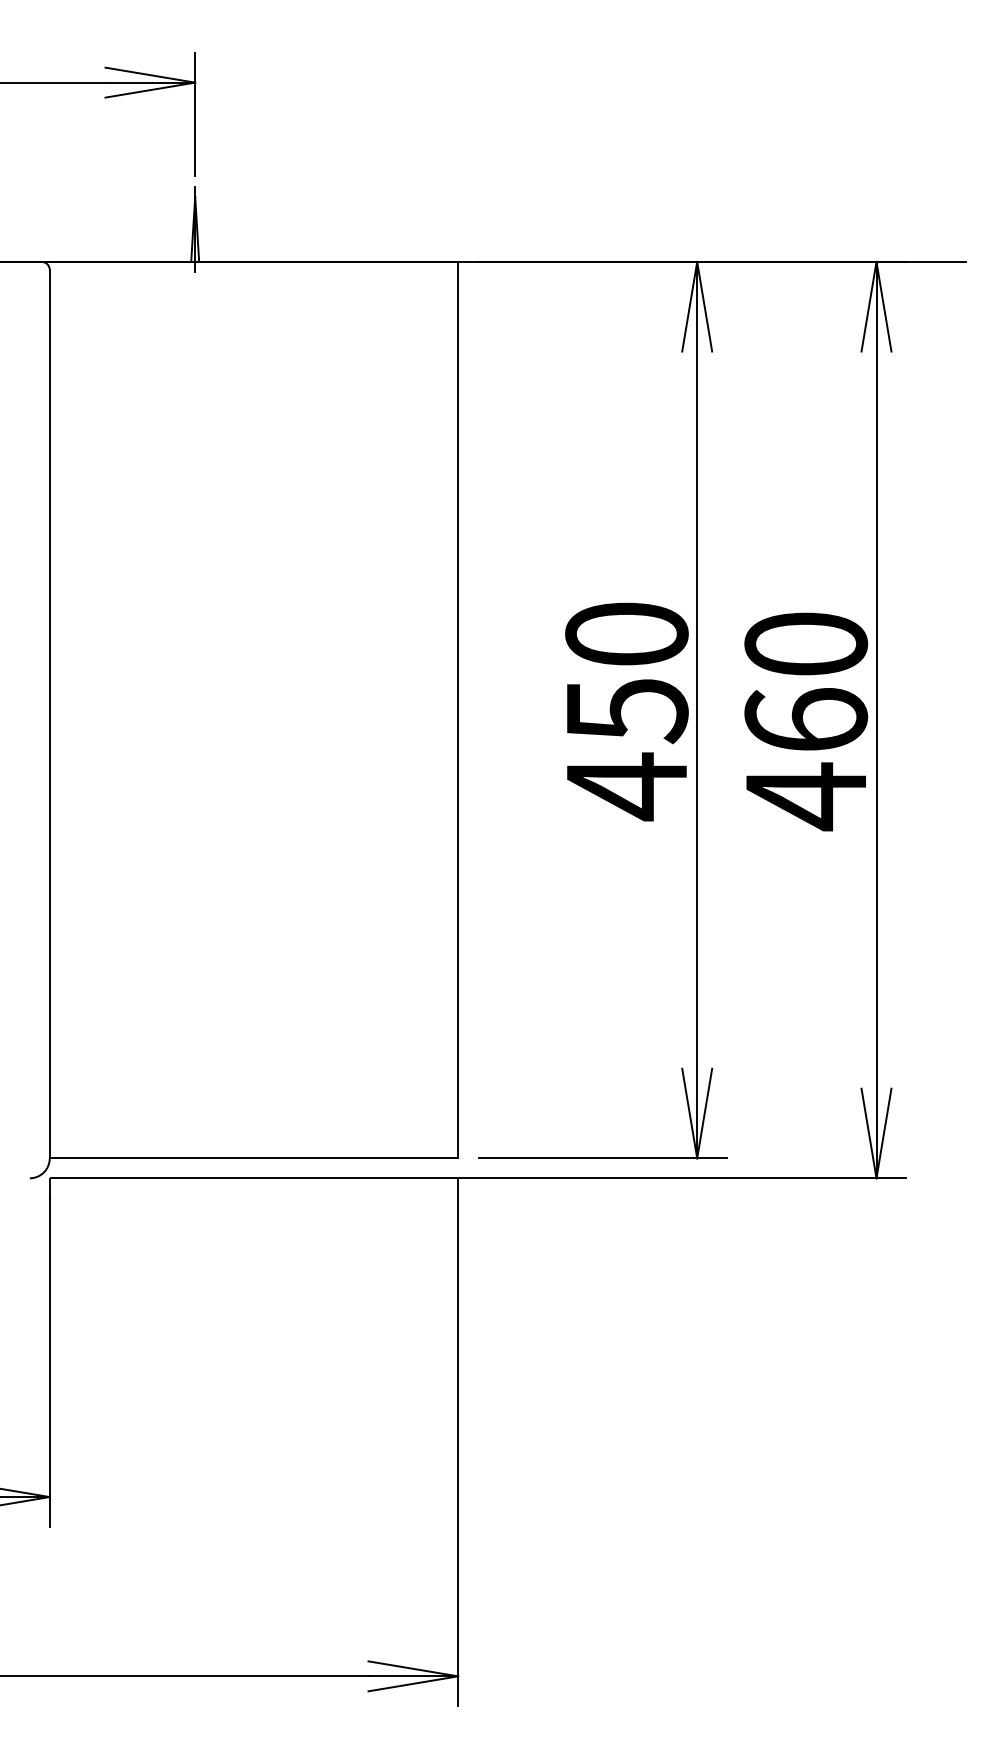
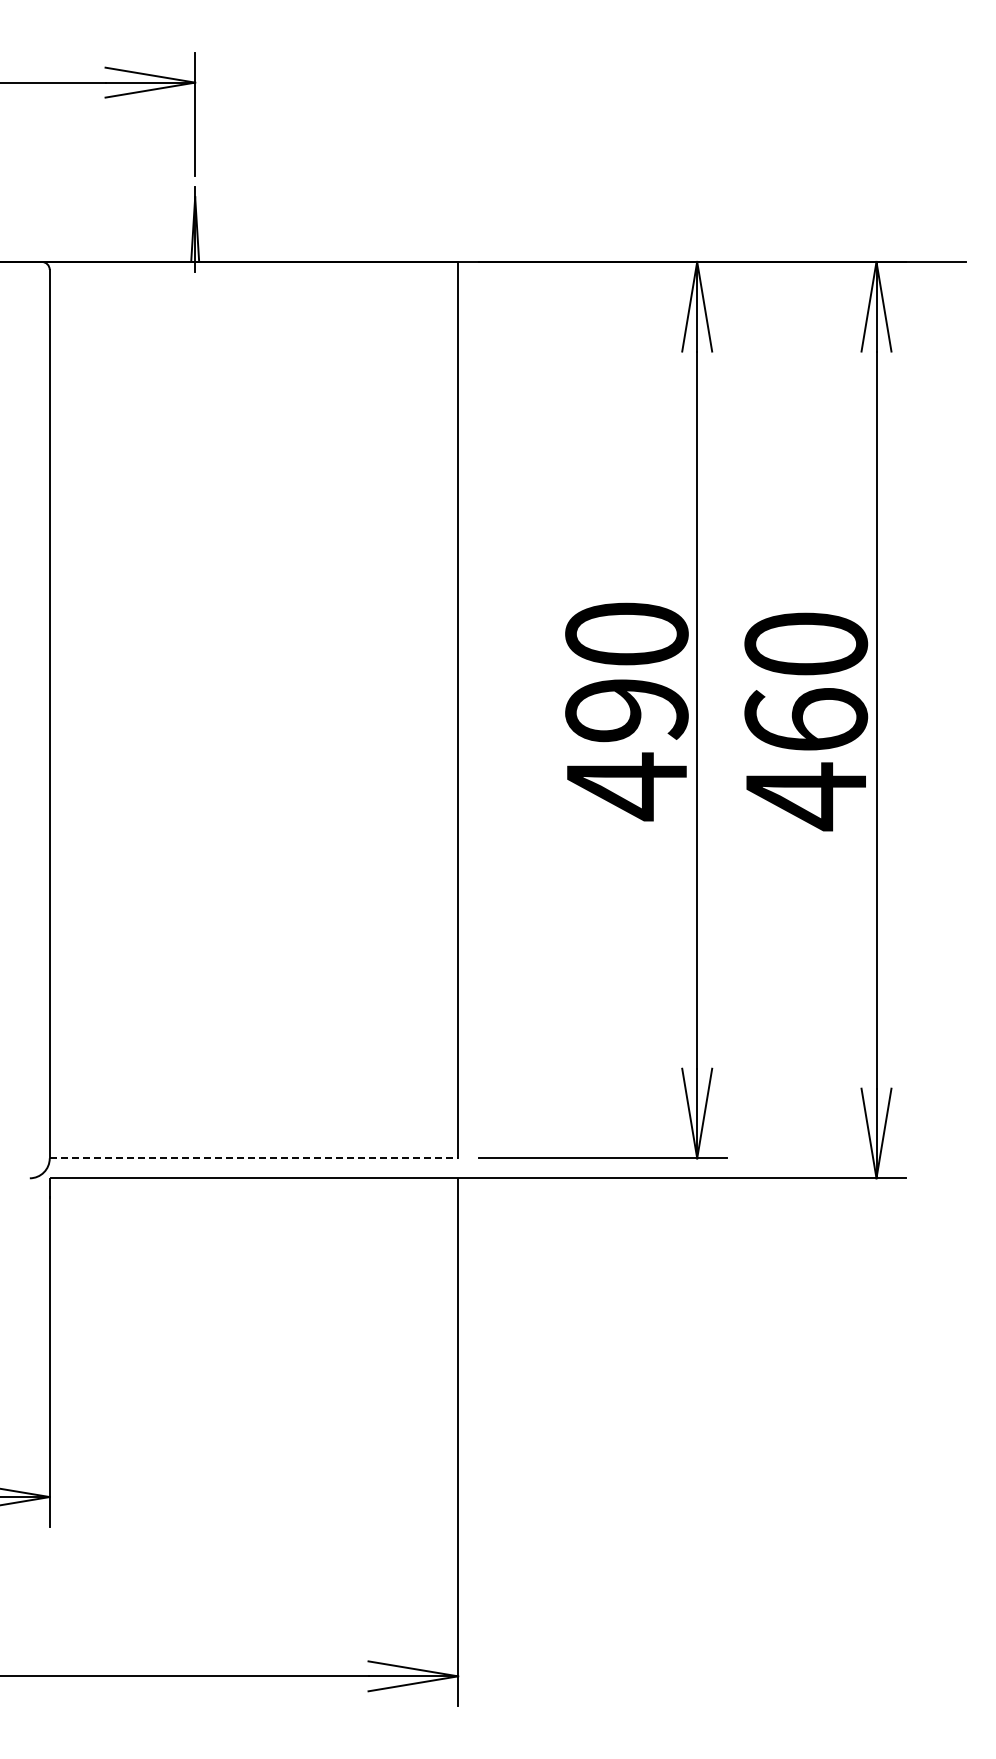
text: 450 -> 490 (626, 711)
line: solid -> dashed (254, 1158)
